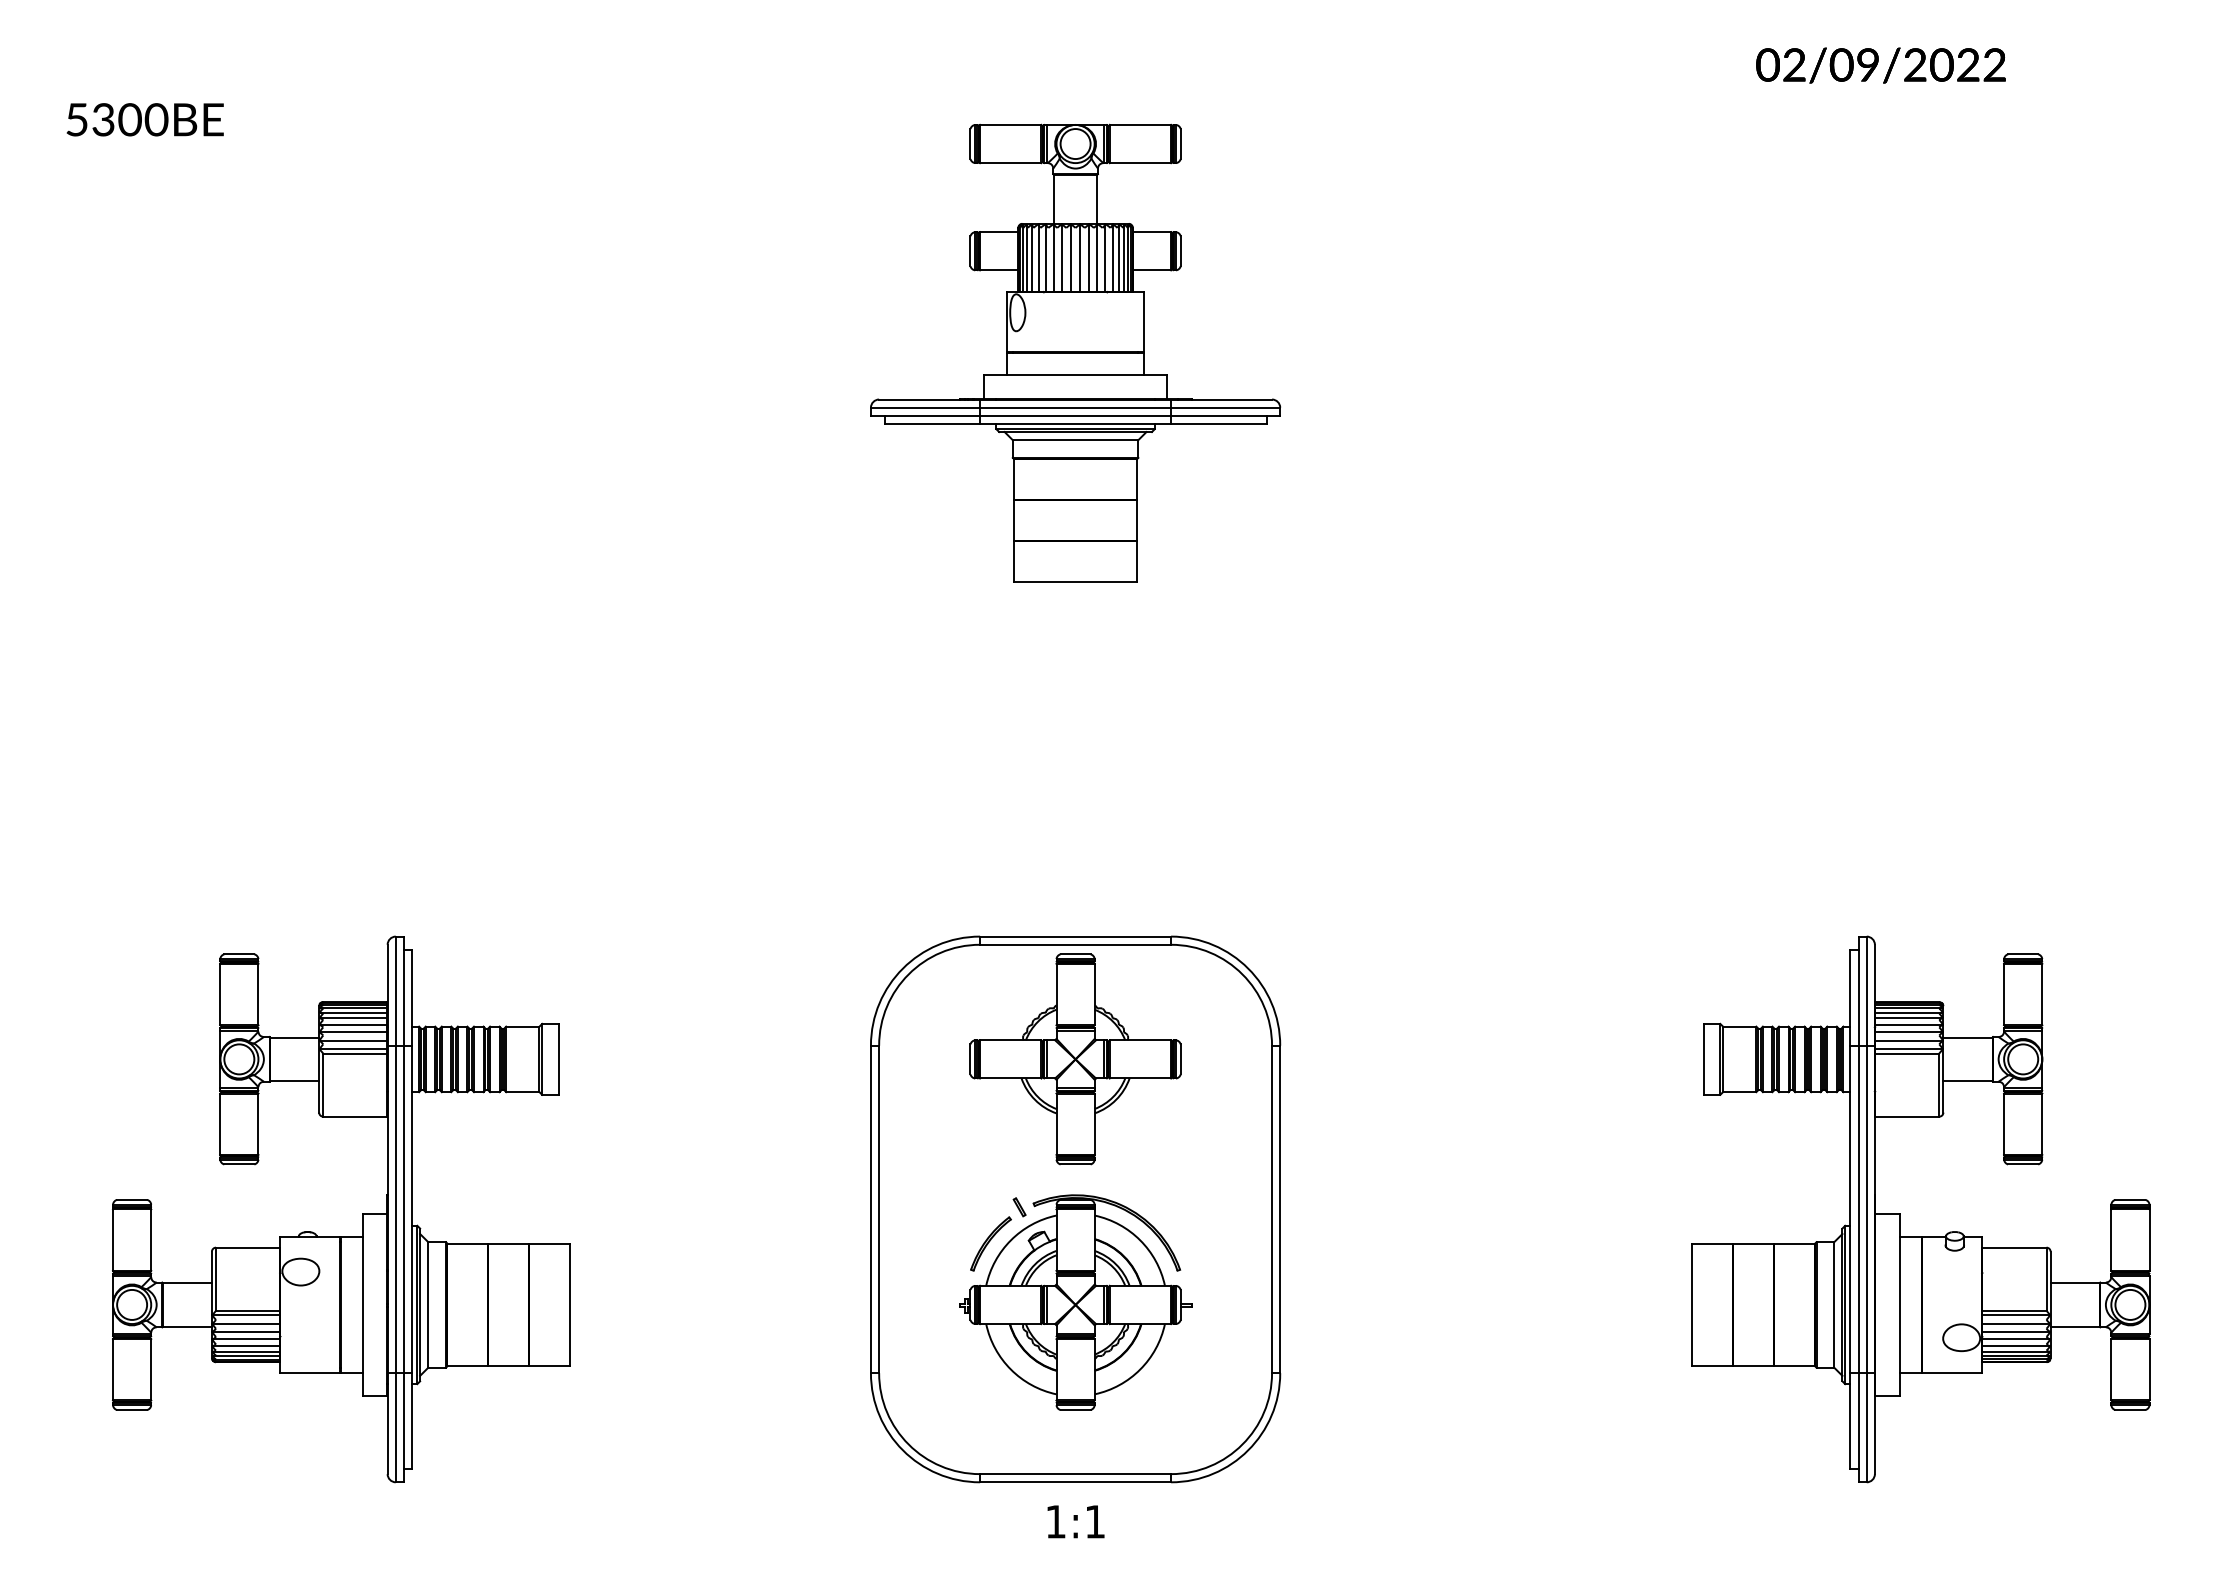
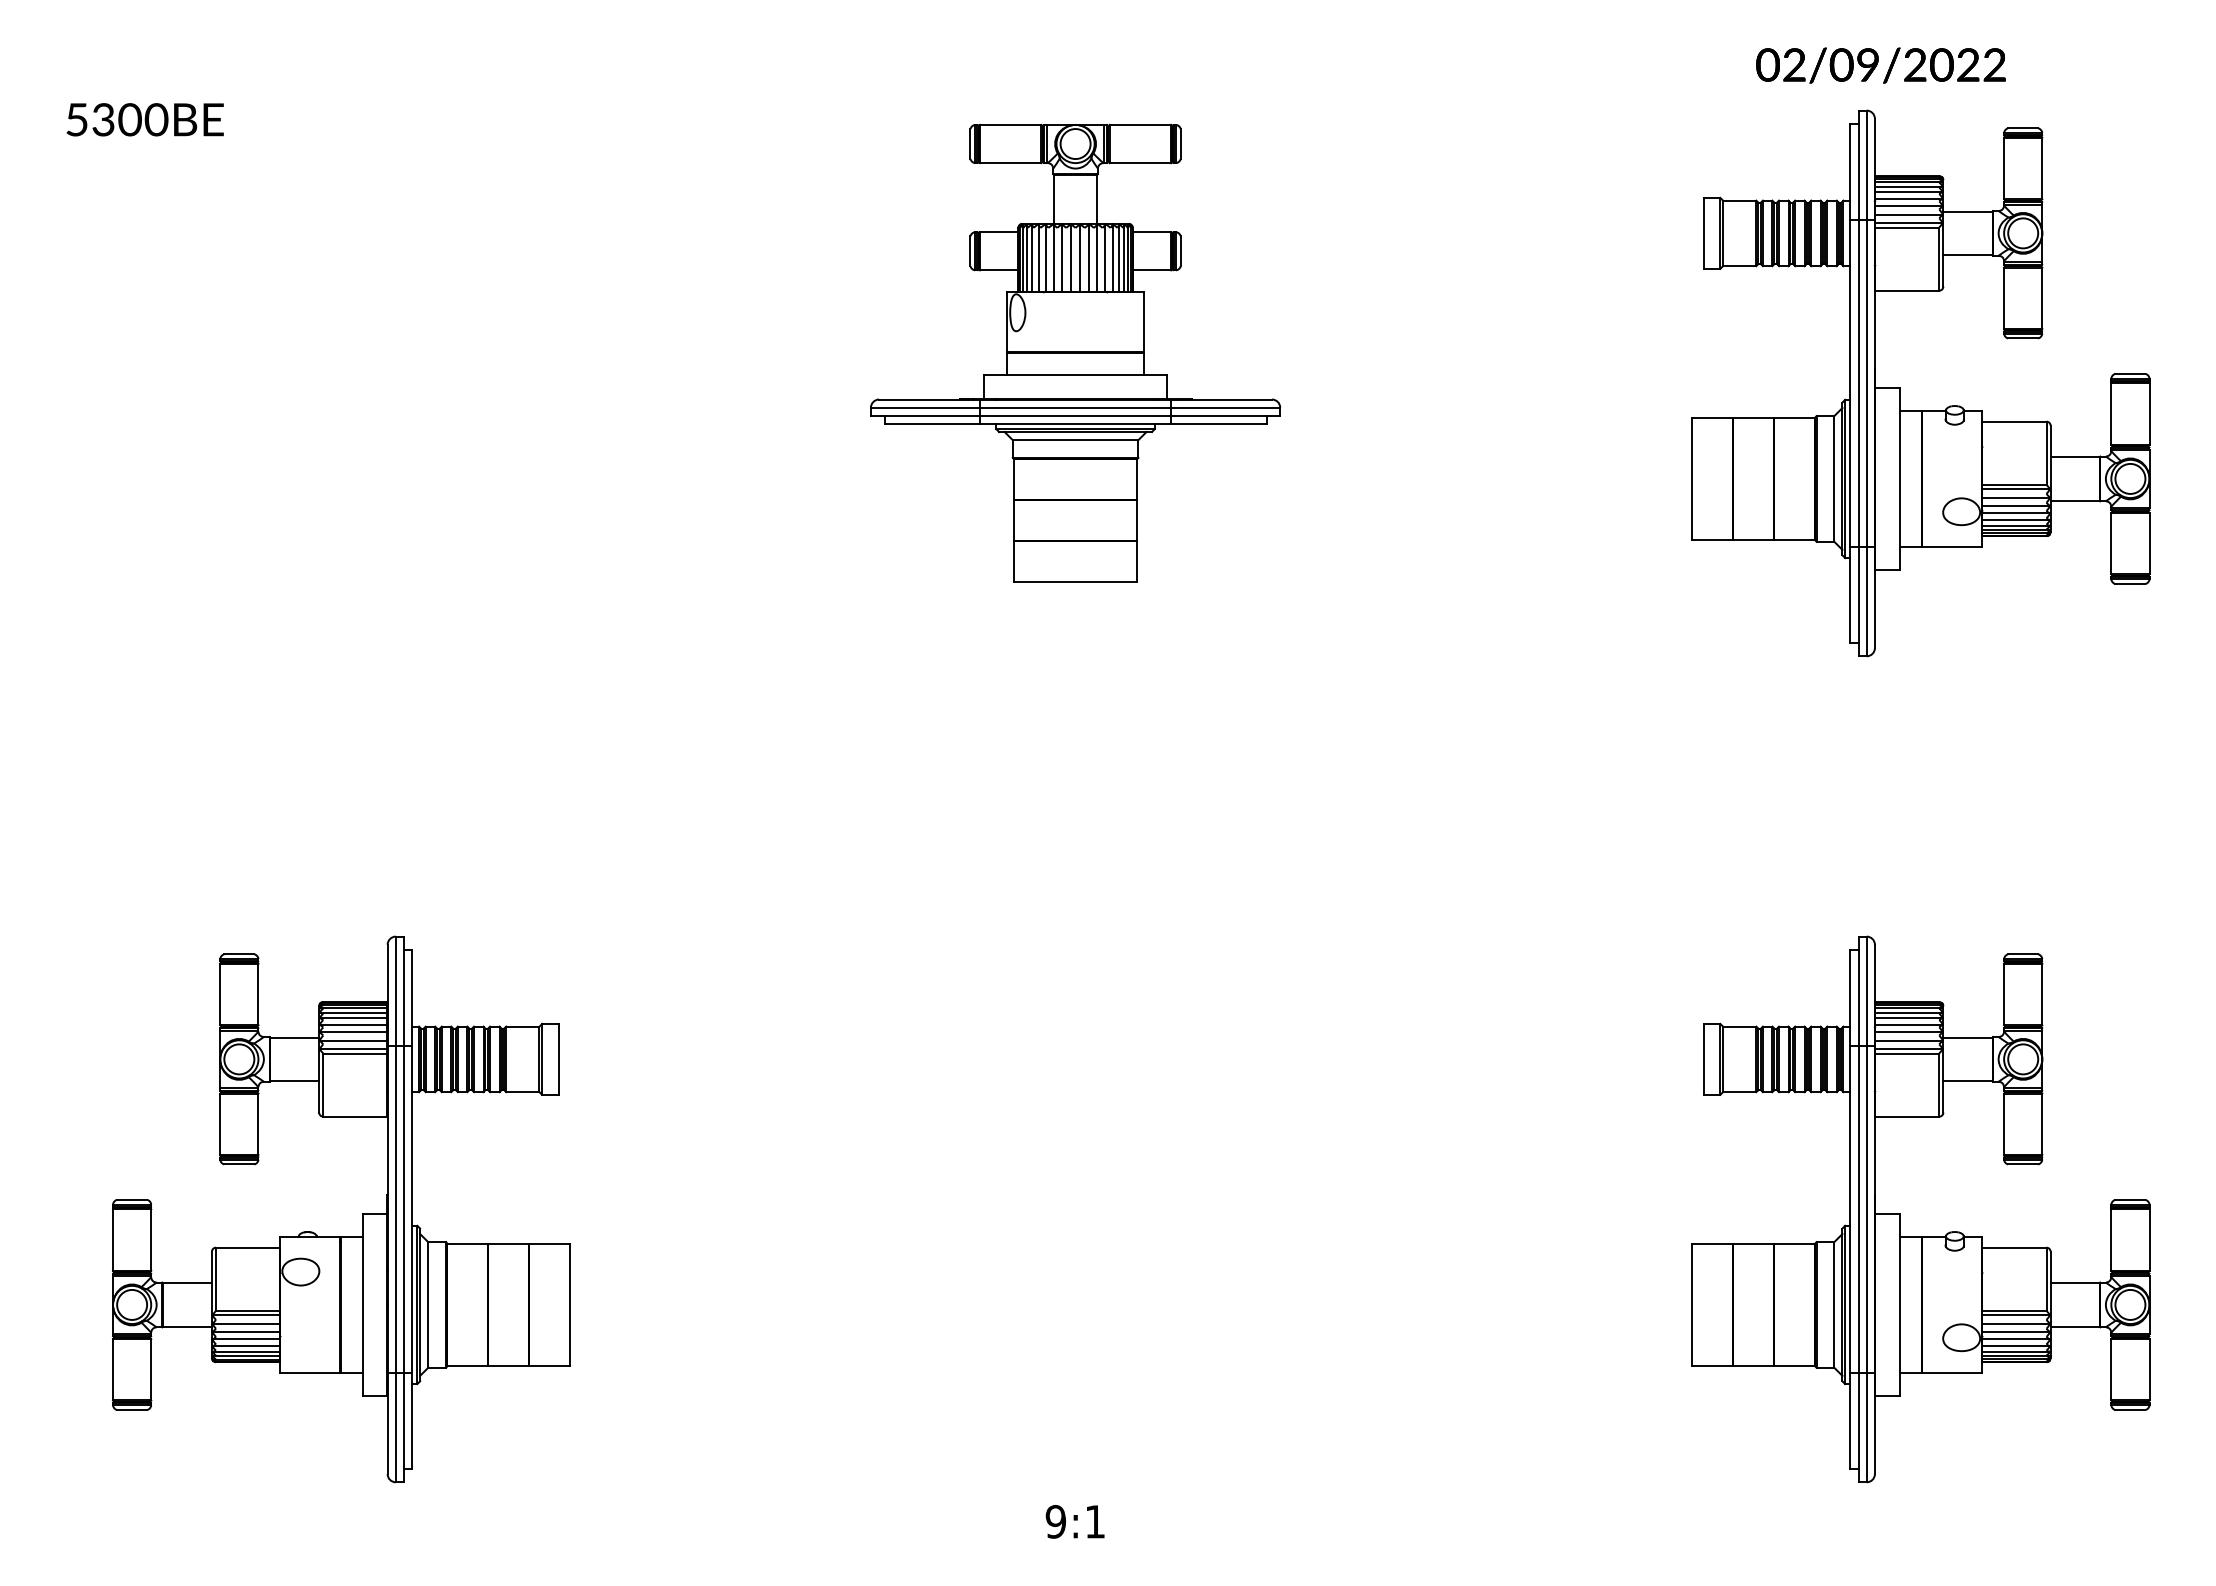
part: none -> present (1900, 387)
part: present -> none (1075, 1209)
text: 1:1 -> 9:1 (1055, 1521)
